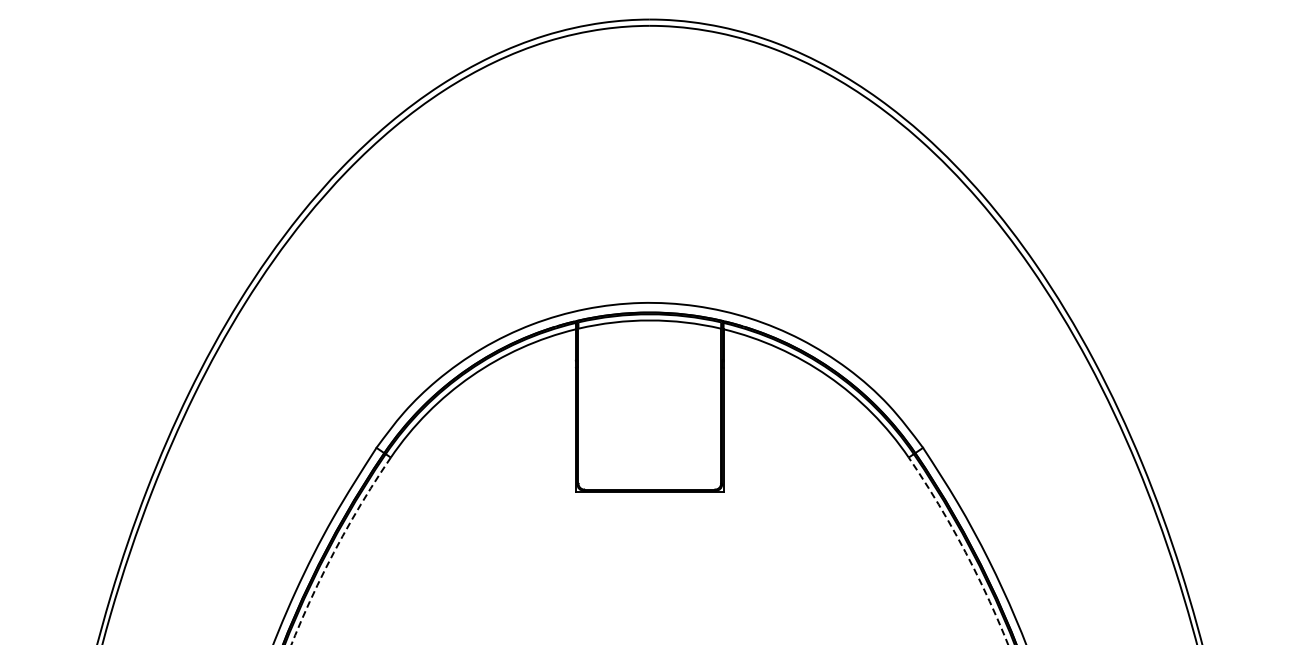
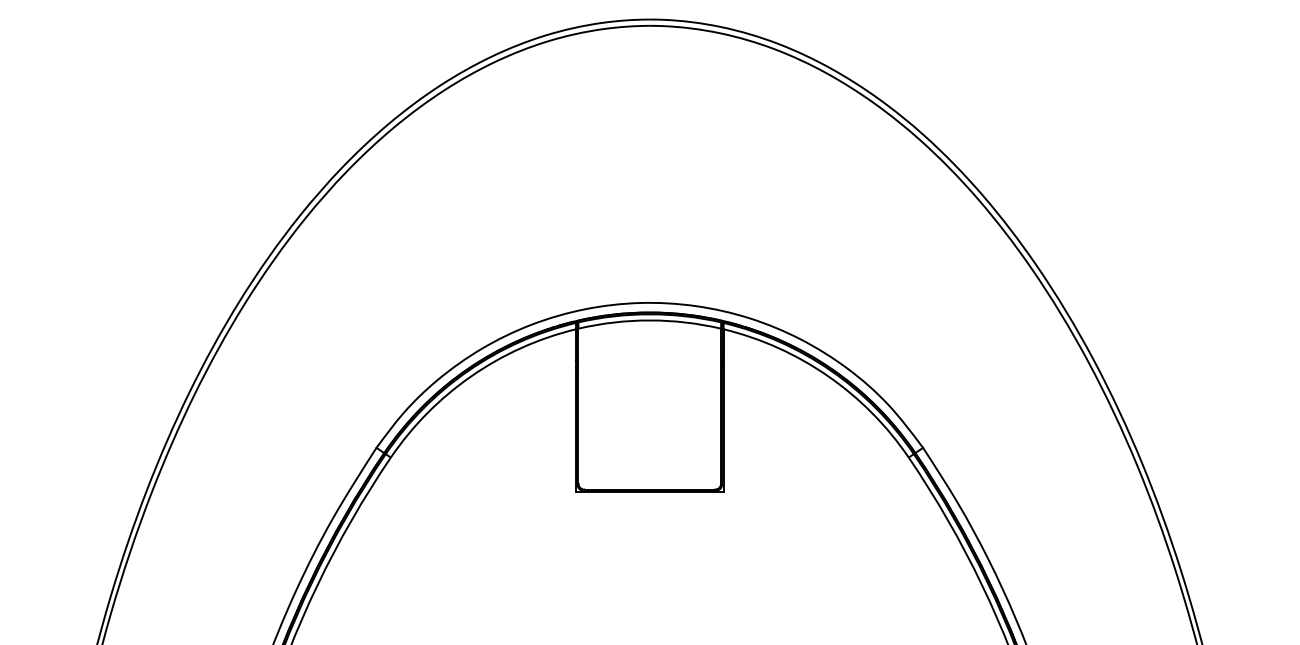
arc: dashed -> solid (963, 548)
arc: dashed -> solid (335, 549)
